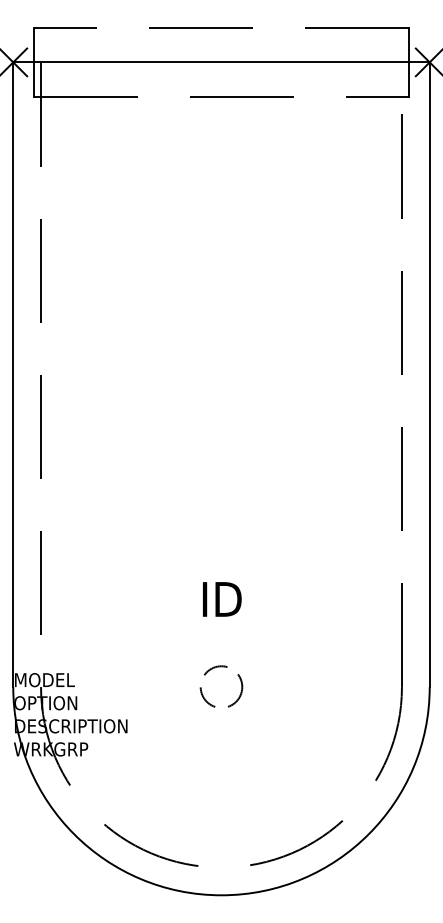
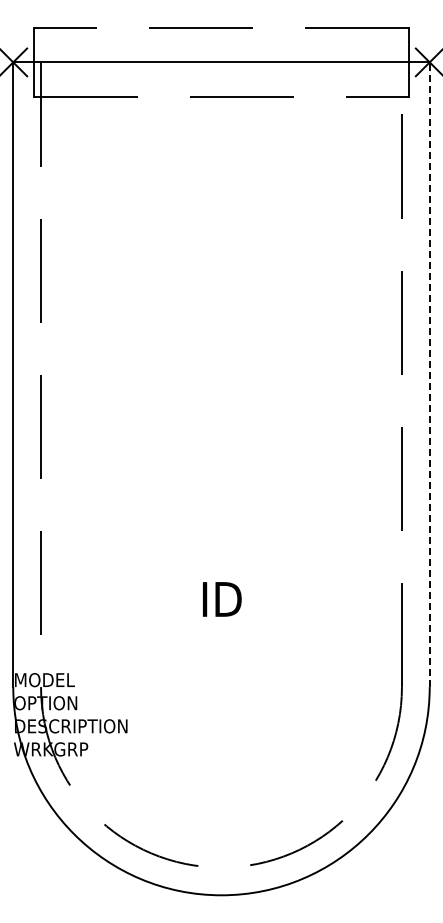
line: solid -> dashed (429, 374)
circle: present -> none (221, 686)
